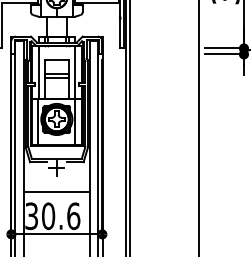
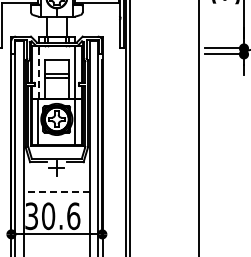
line: solid -> dashed (39, 72)
line: solid -> dashed (56, 192)
